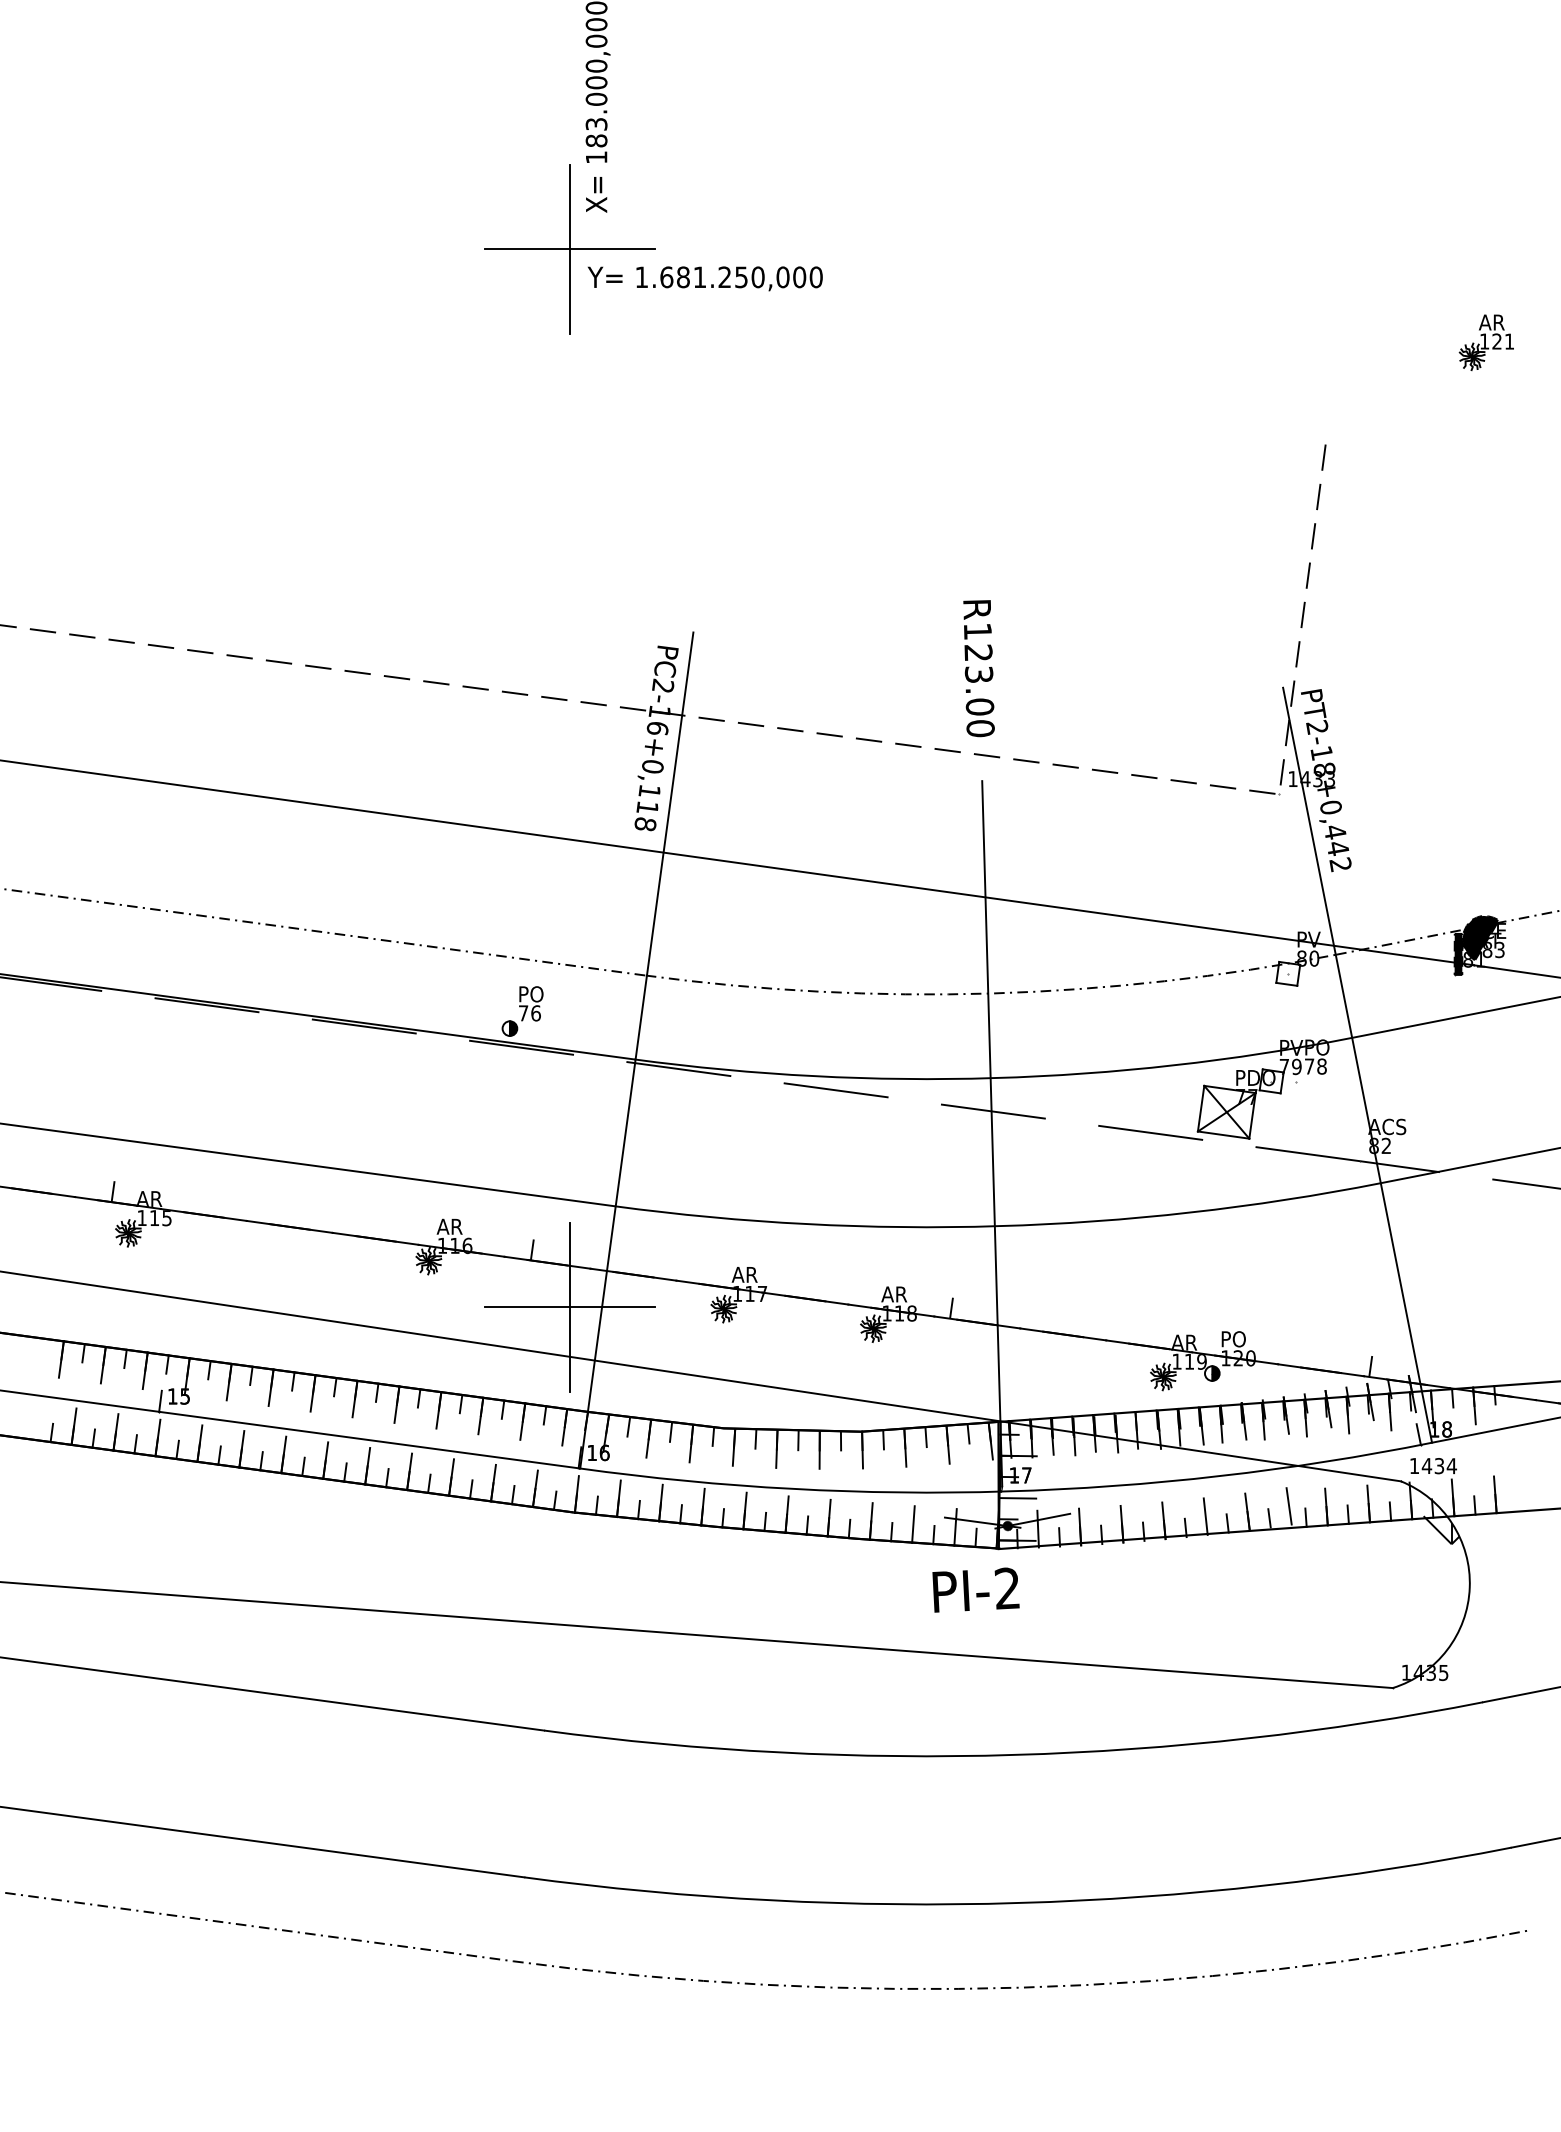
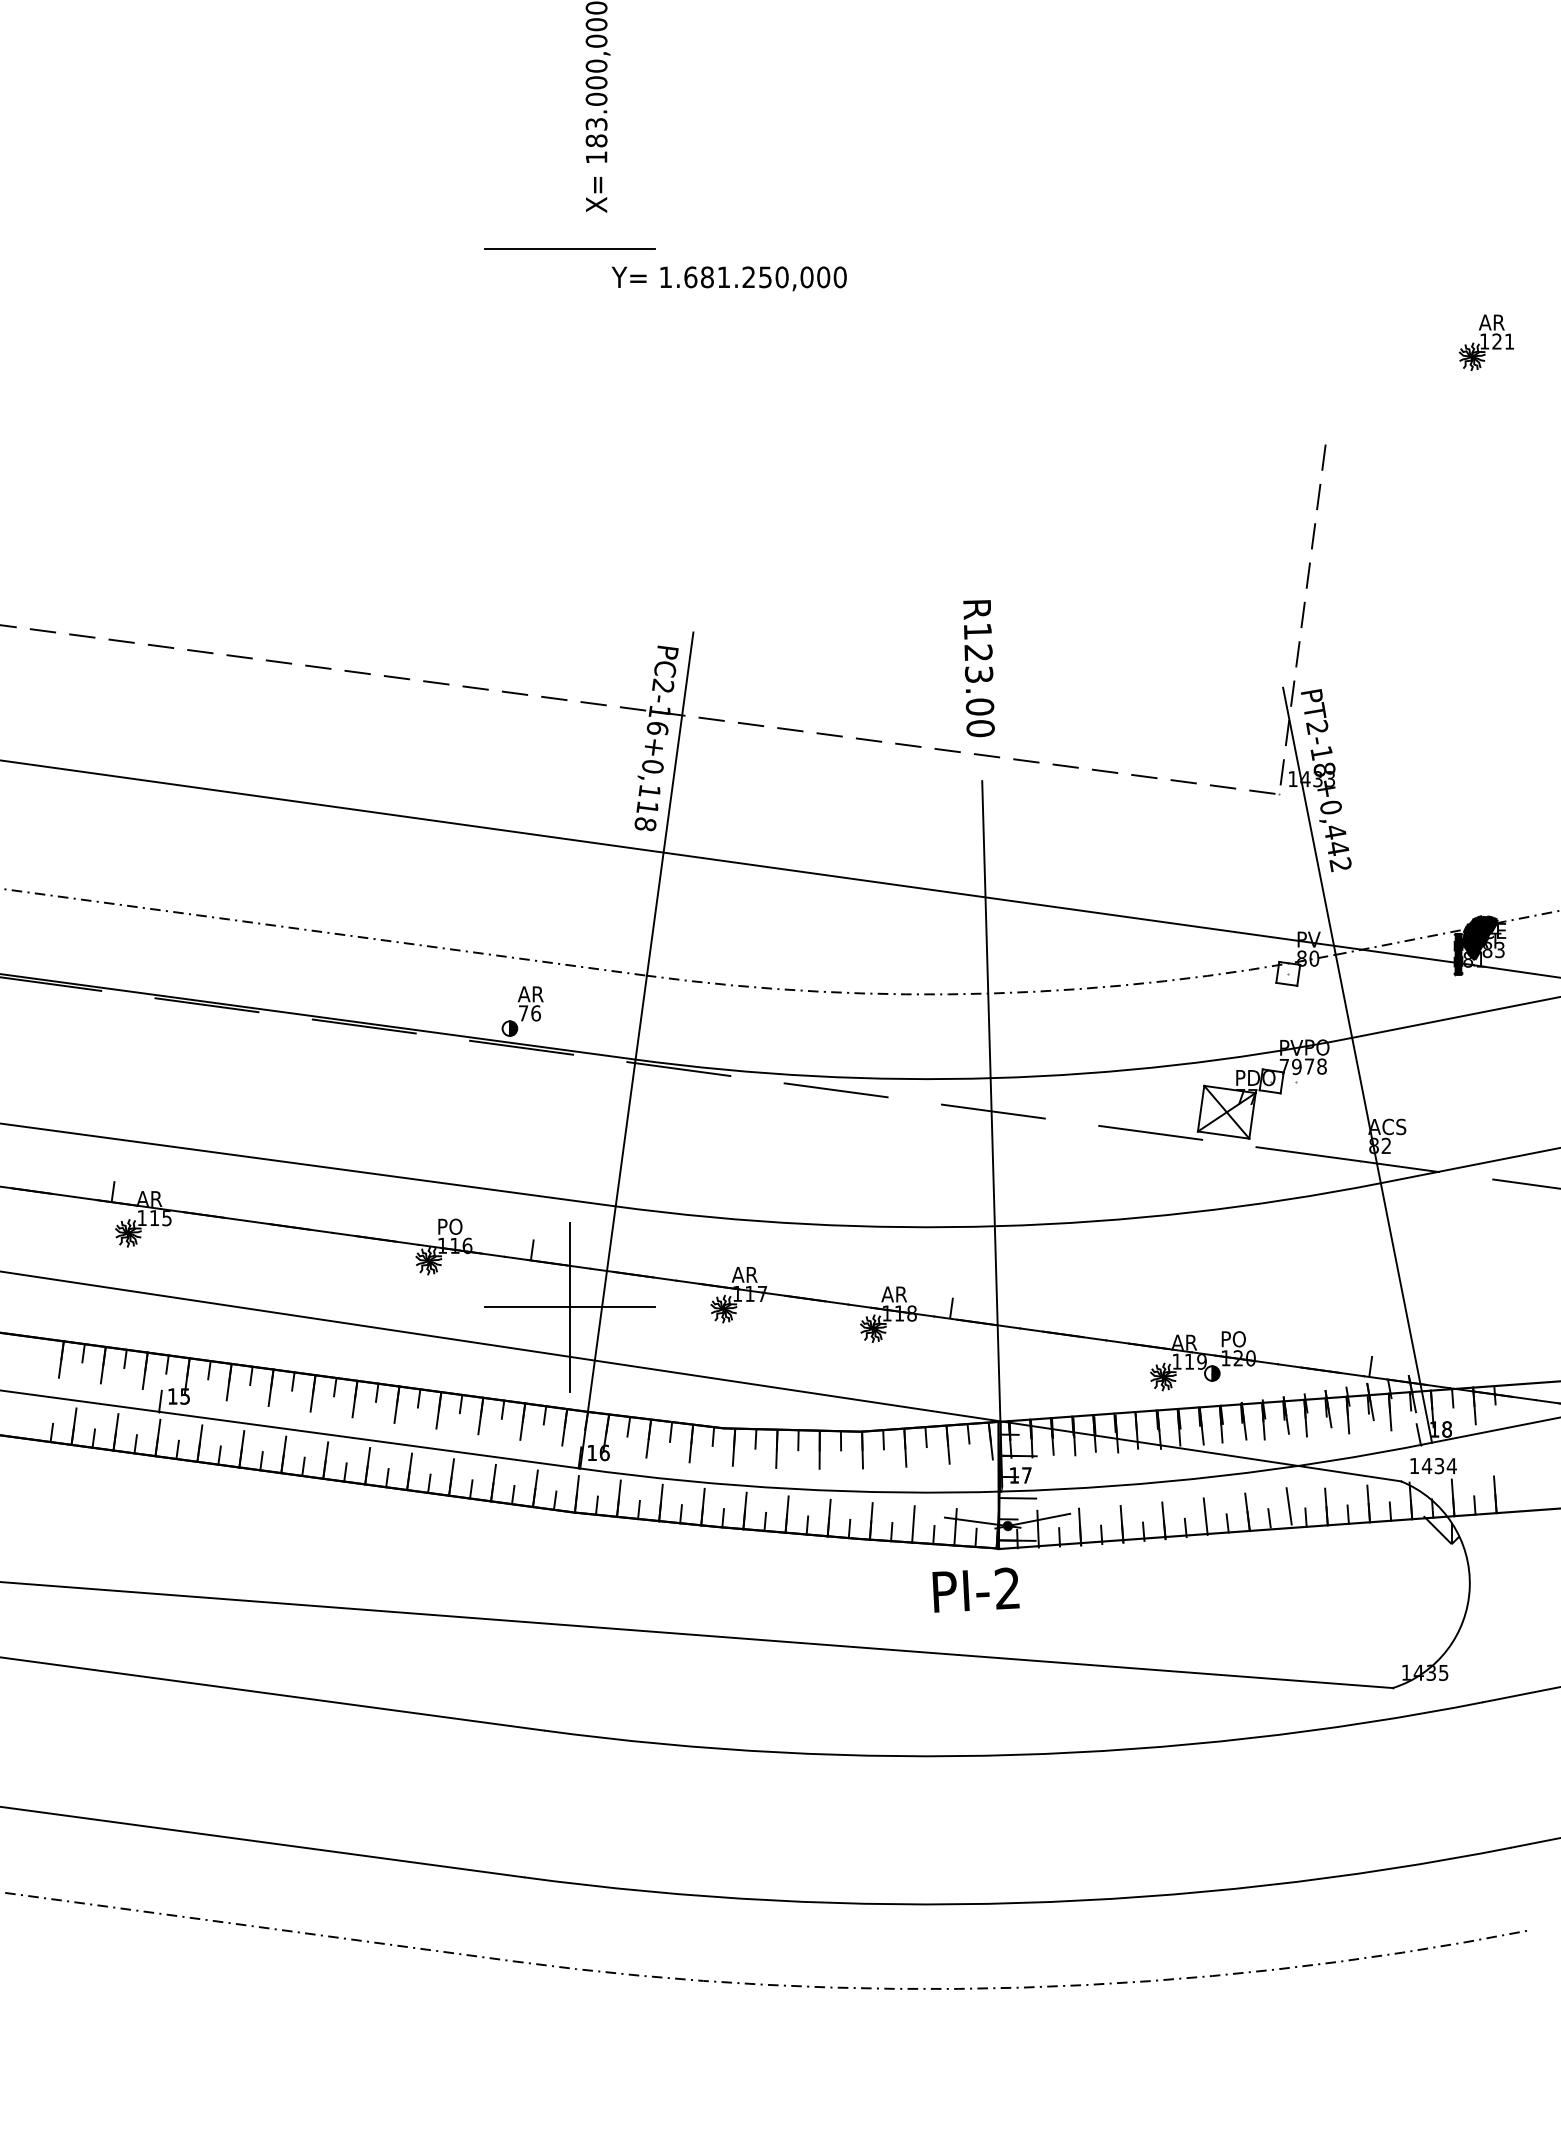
line: present -> none (569, 248)
text position: (704, 278) -> (728, 278) (728, 278)
text: PO -> AR (530, 994)
text: AR -> PO (449, 1226)
